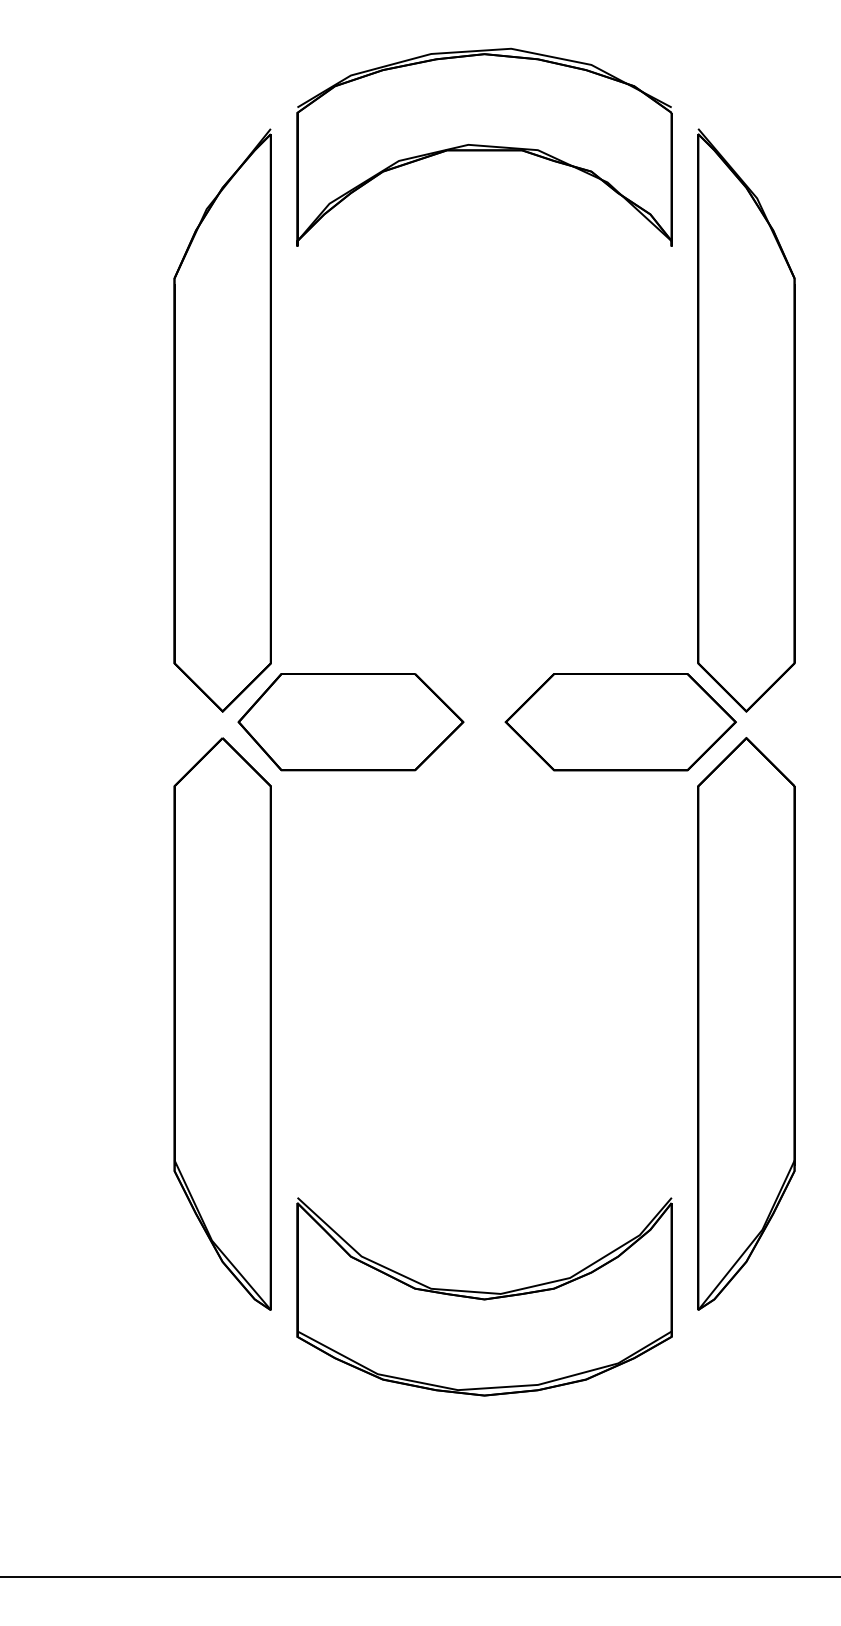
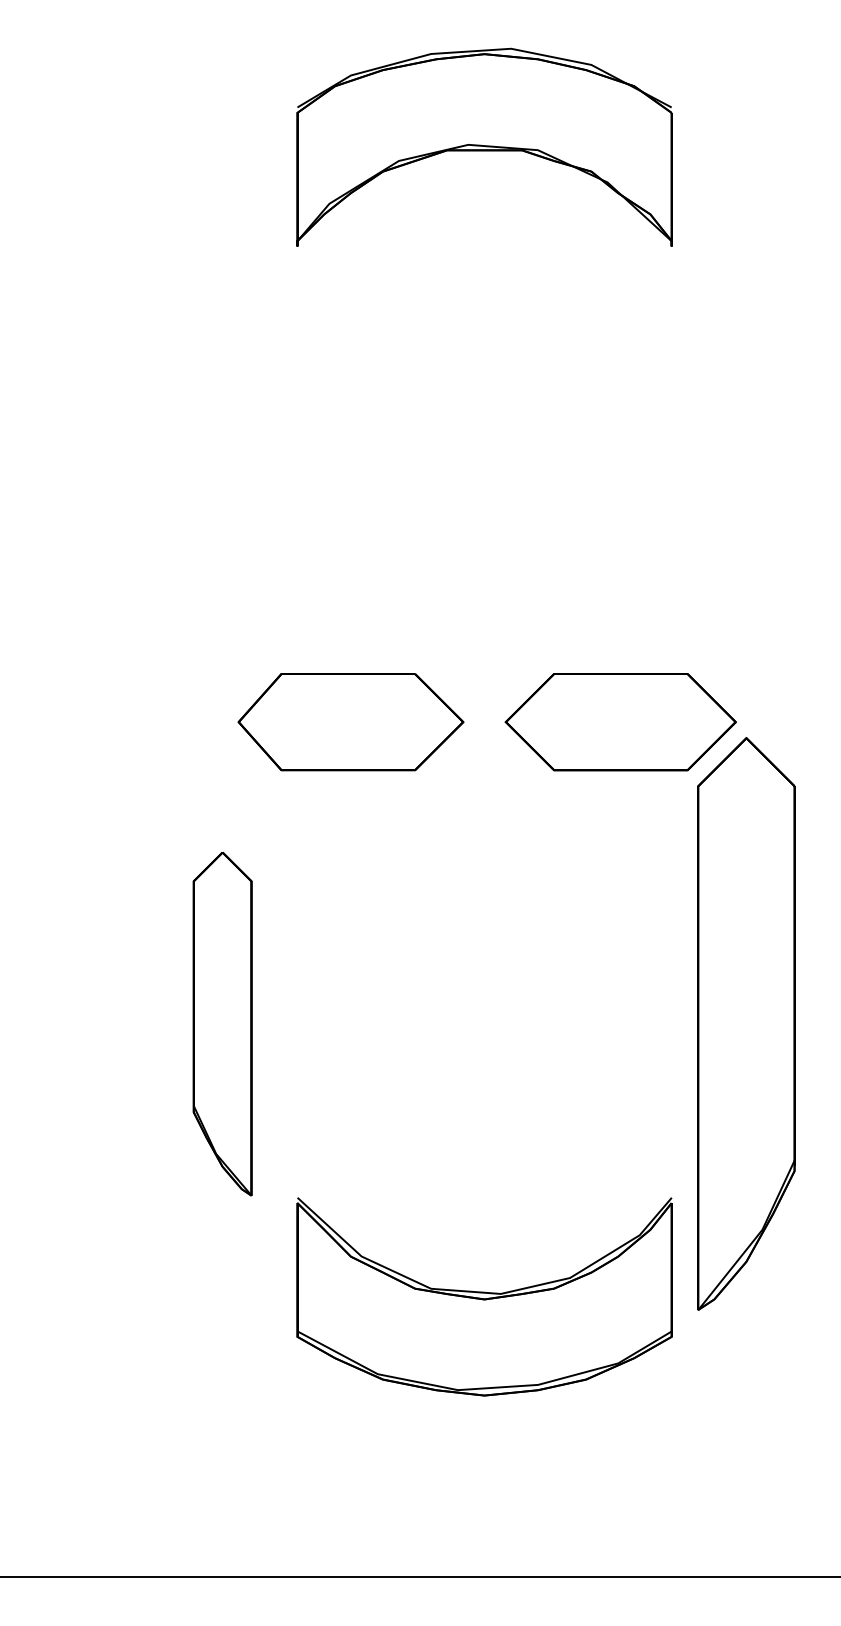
part: present -> none (222, 420)
part: present -> none (746, 420)
part size: 99x574 px -> 61x345 px (222, 1024)
